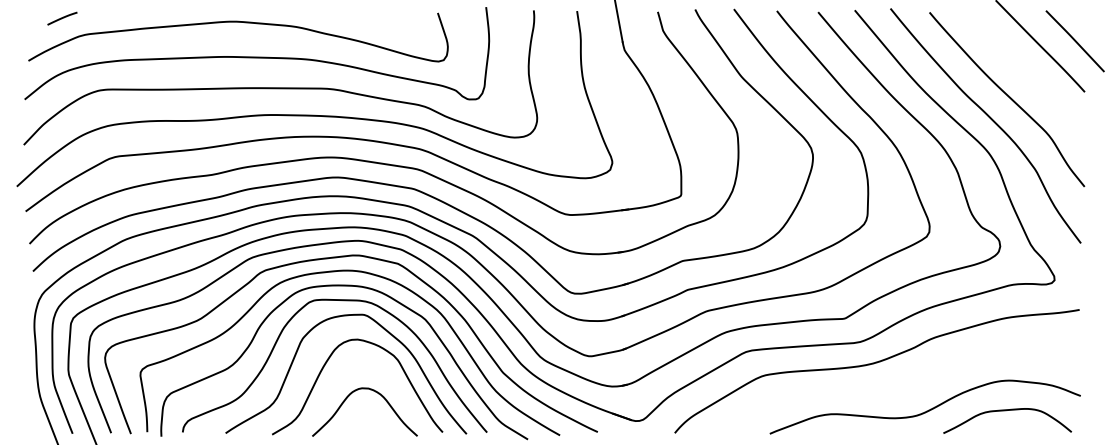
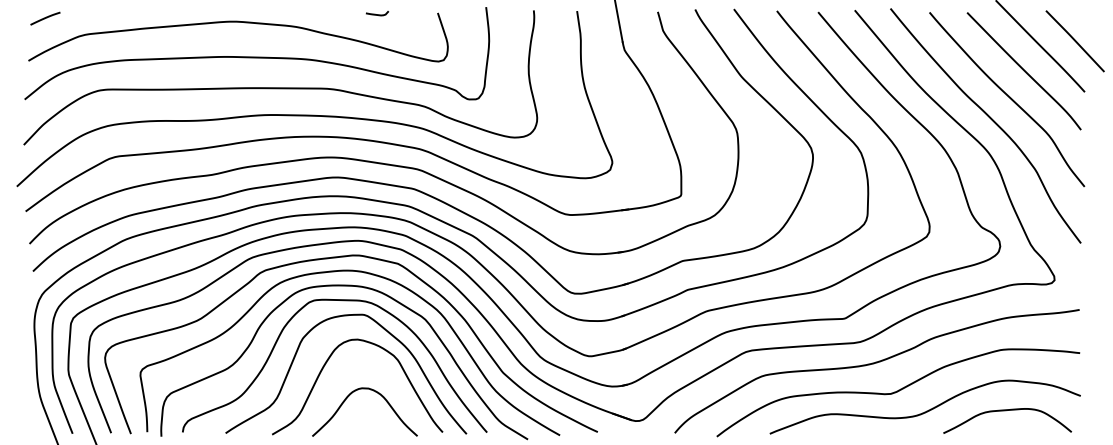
curve: none -> present (377, 14)
line position: (62, 18) -> (45, 18) (45, 18)
curve: none -> present (1023, 71)
curve: none -> present (898, 391)
